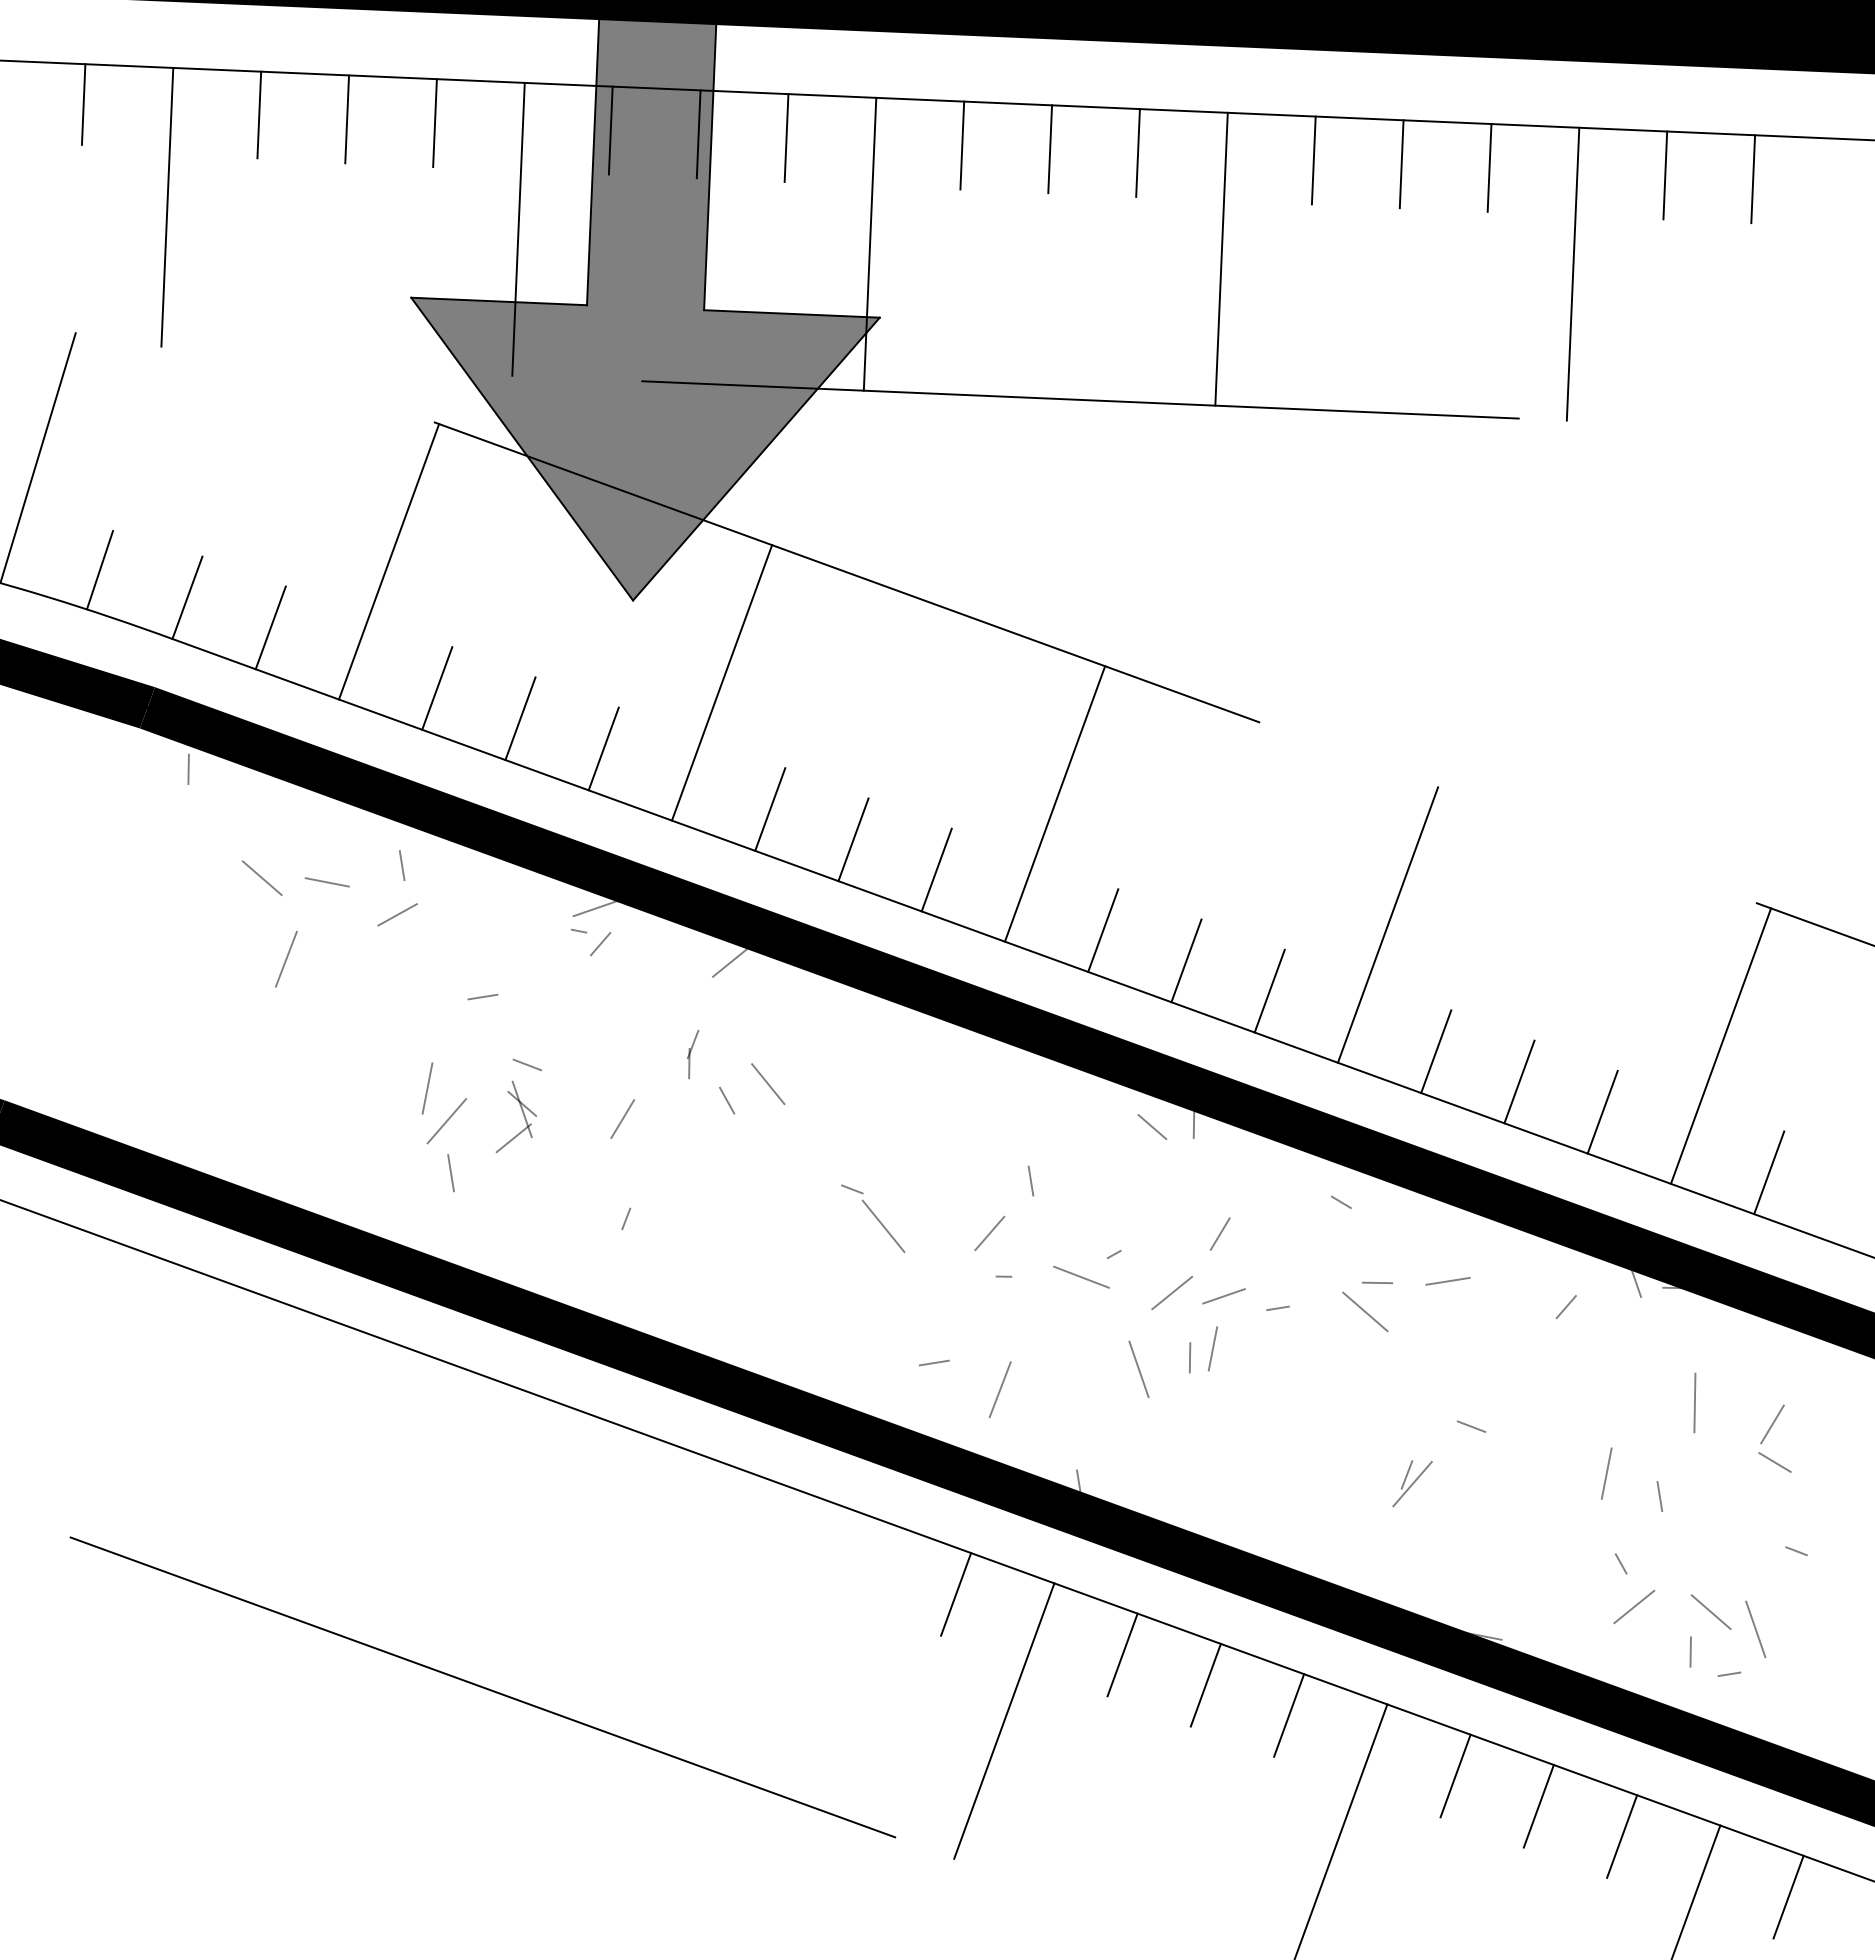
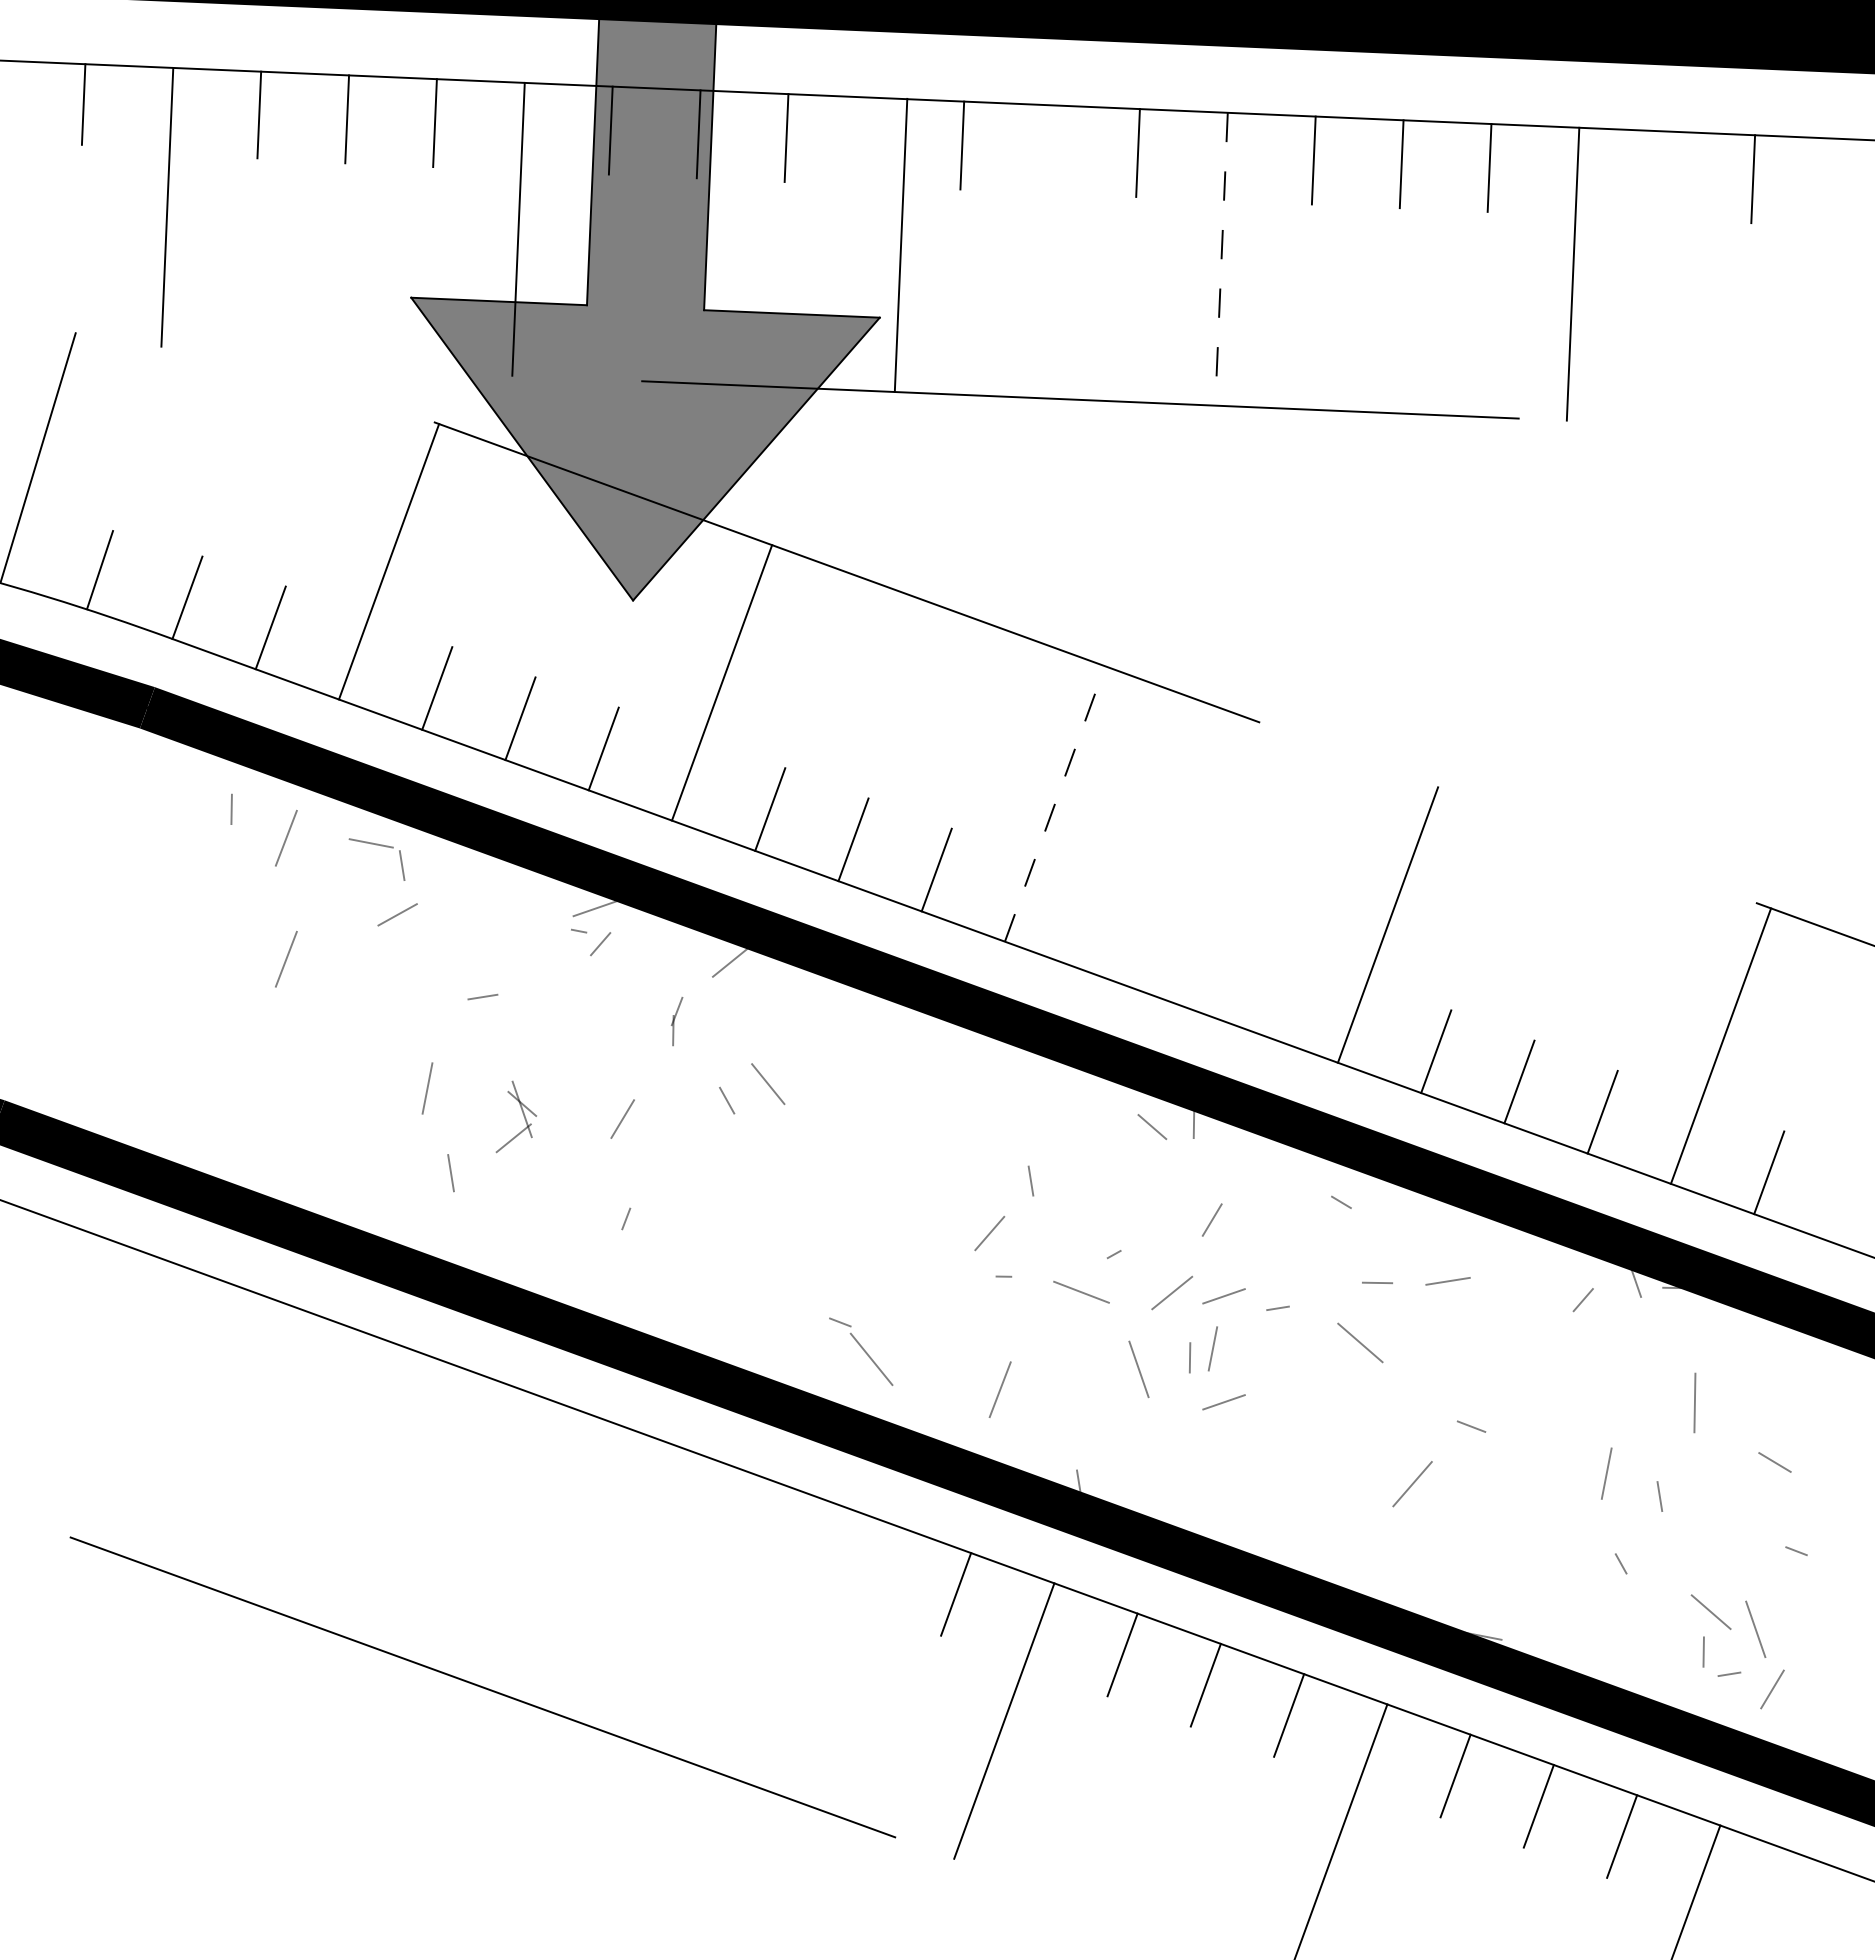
line: present -> none (1050, 149)
line: present -> none (1665, 175)
line position: (869, 243) -> (900, 244) (900, 244)
line: solid -> dashed (1221, 259)
line position: (188, 769) -> (231, 809) (231, 809)
line: solid -> dashed (1055, 803)
line: none -> present (286, 838)
line: present -> none (261, 878)
line position: (326, 882) -> (370, 843) (370, 843)
line: present -> none (1103, 930)
line: present -> none (1186, 960)
line: present -> none (1269, 990)
part position: (693, 1054) -> (677, 1021) (677, 1021)
line: present -> none (527, 1064)
line: present -> none (446, 1121)
part position: (873, 1218) -> (861, 1351) (861, 1351)
line position: (1220, 1233) -> (1212, 1219) (1212, 1219)
line position: (1081, 1277) -> (1081, 1292) (1081, 1292)
line position: (1565, 1306) -> (1582, 1299) (1582, 1299)
line position: (1365, 1311) -> (1360, 1342) (1360, 1342)
line: present -> none (933, 1362)
line: none -> present (1223, 1402)
line position: (1772, 1424) -> (1772, 1689) (1772, 1689)
line: present -> none (1406, 1474)
line: present -> none (1634, 1606)
line position: (1690, 1651) -> (1703, 1651) (1703, 1651)
line: present -> none (1788, 1896)
